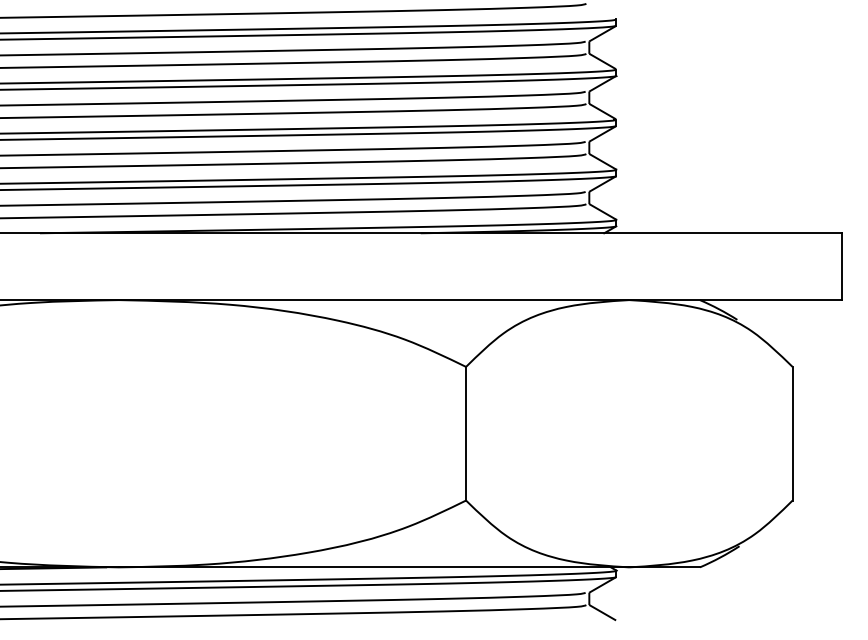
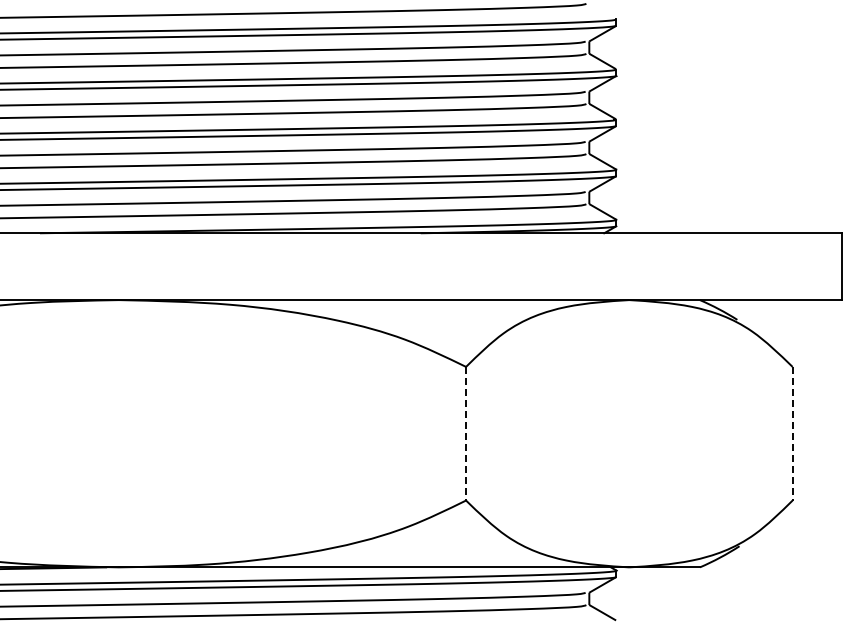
line: solid -> dashed (466, 433)
line: solid -> dashed (792, 433)
